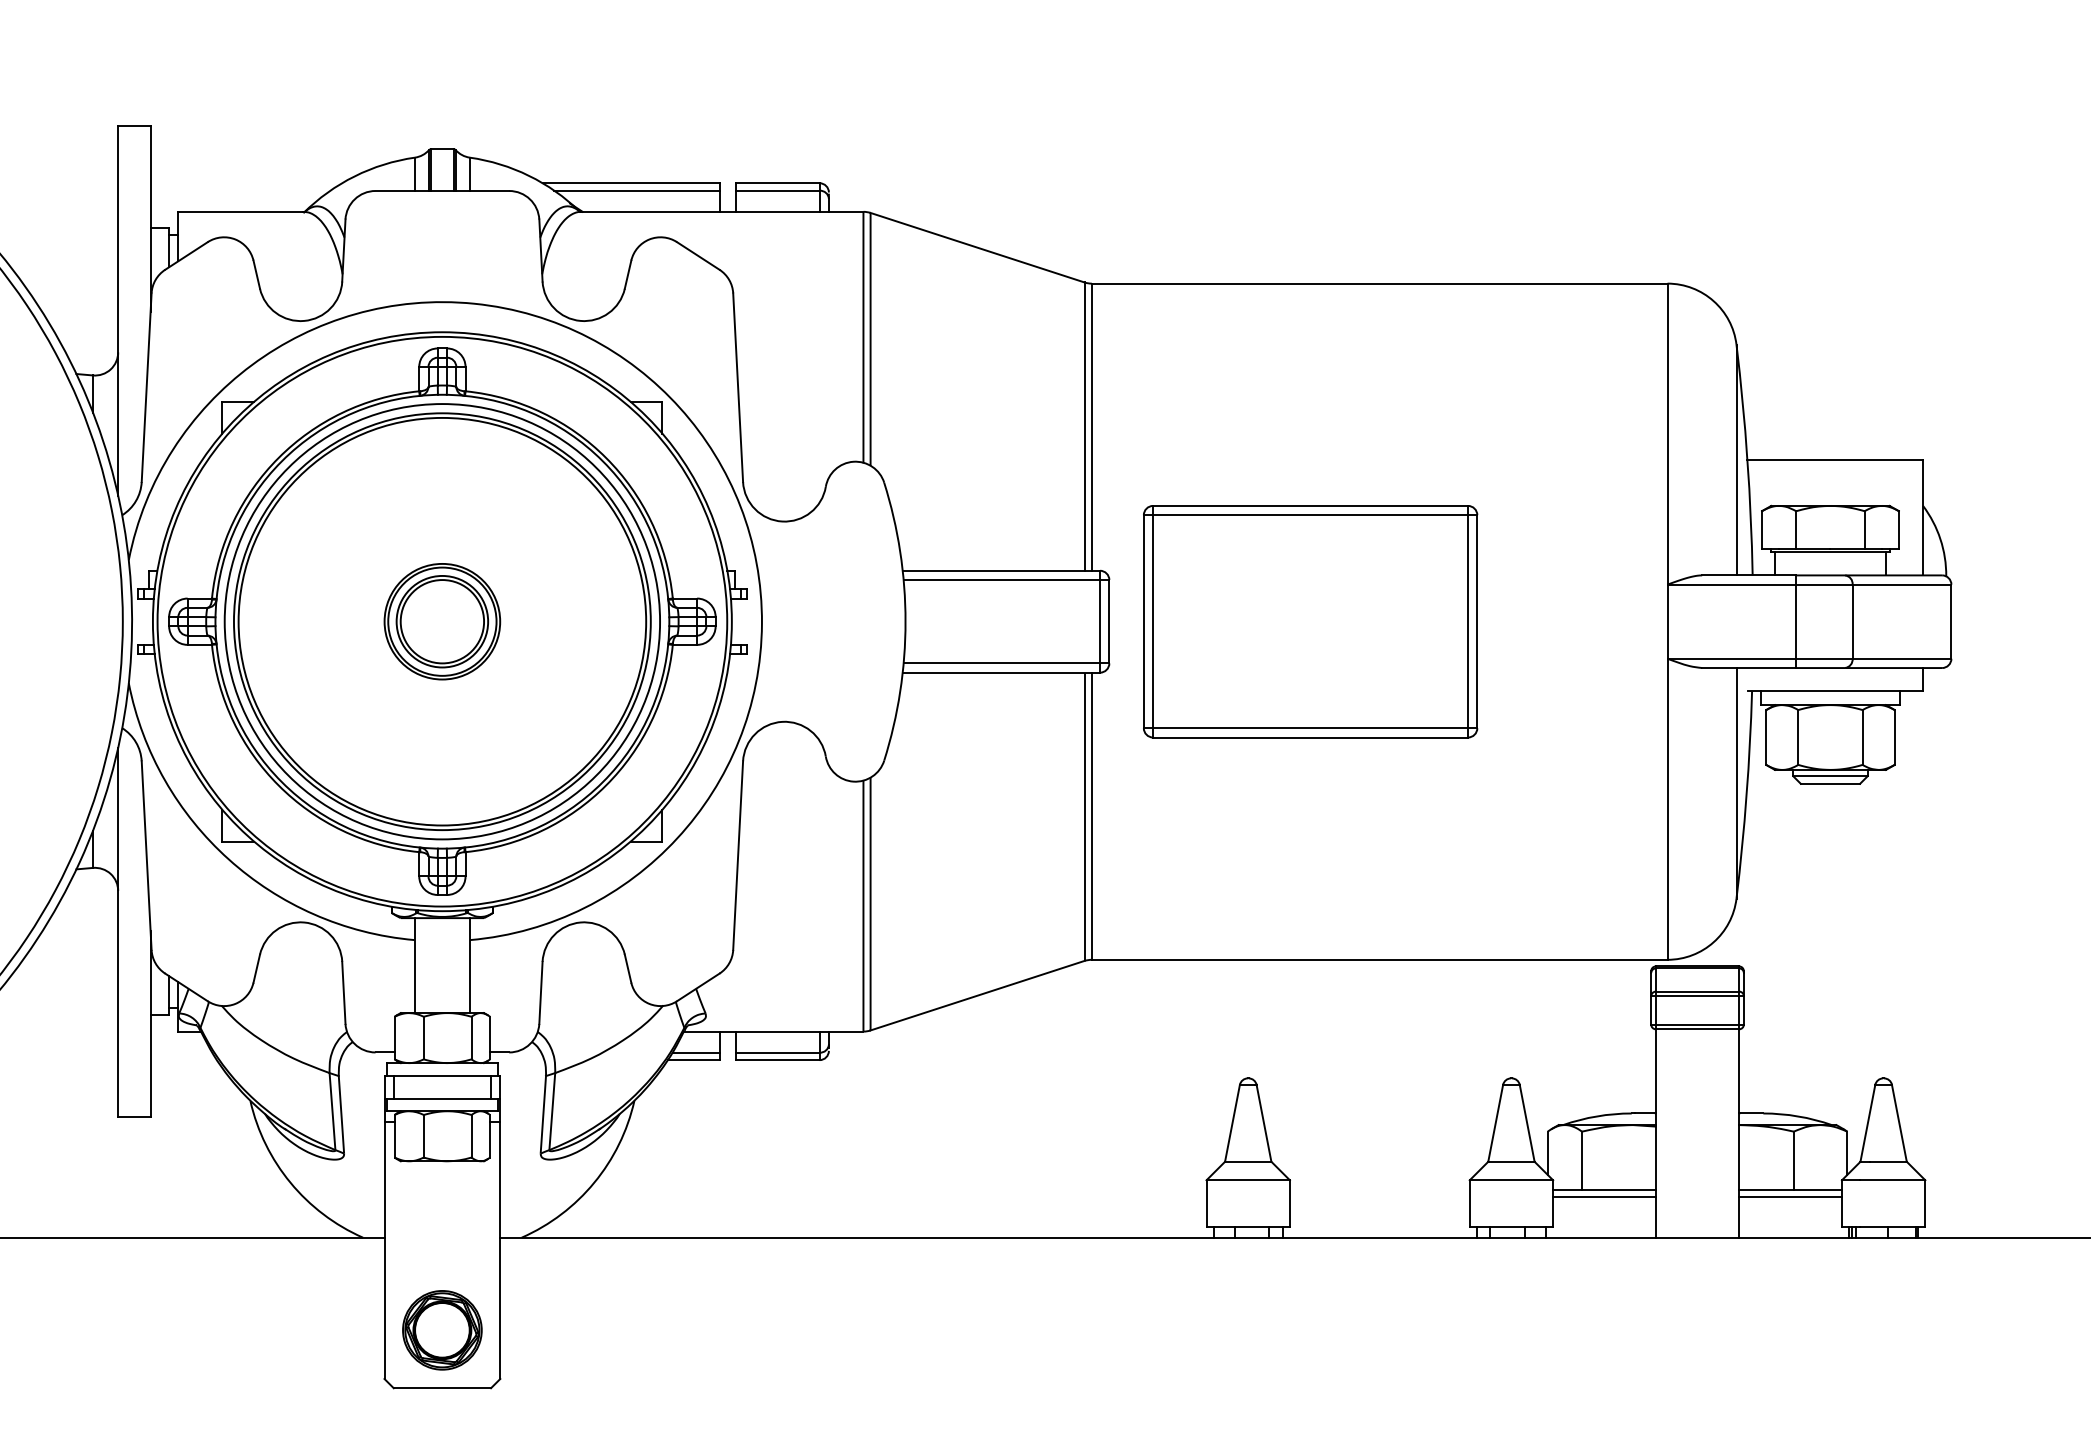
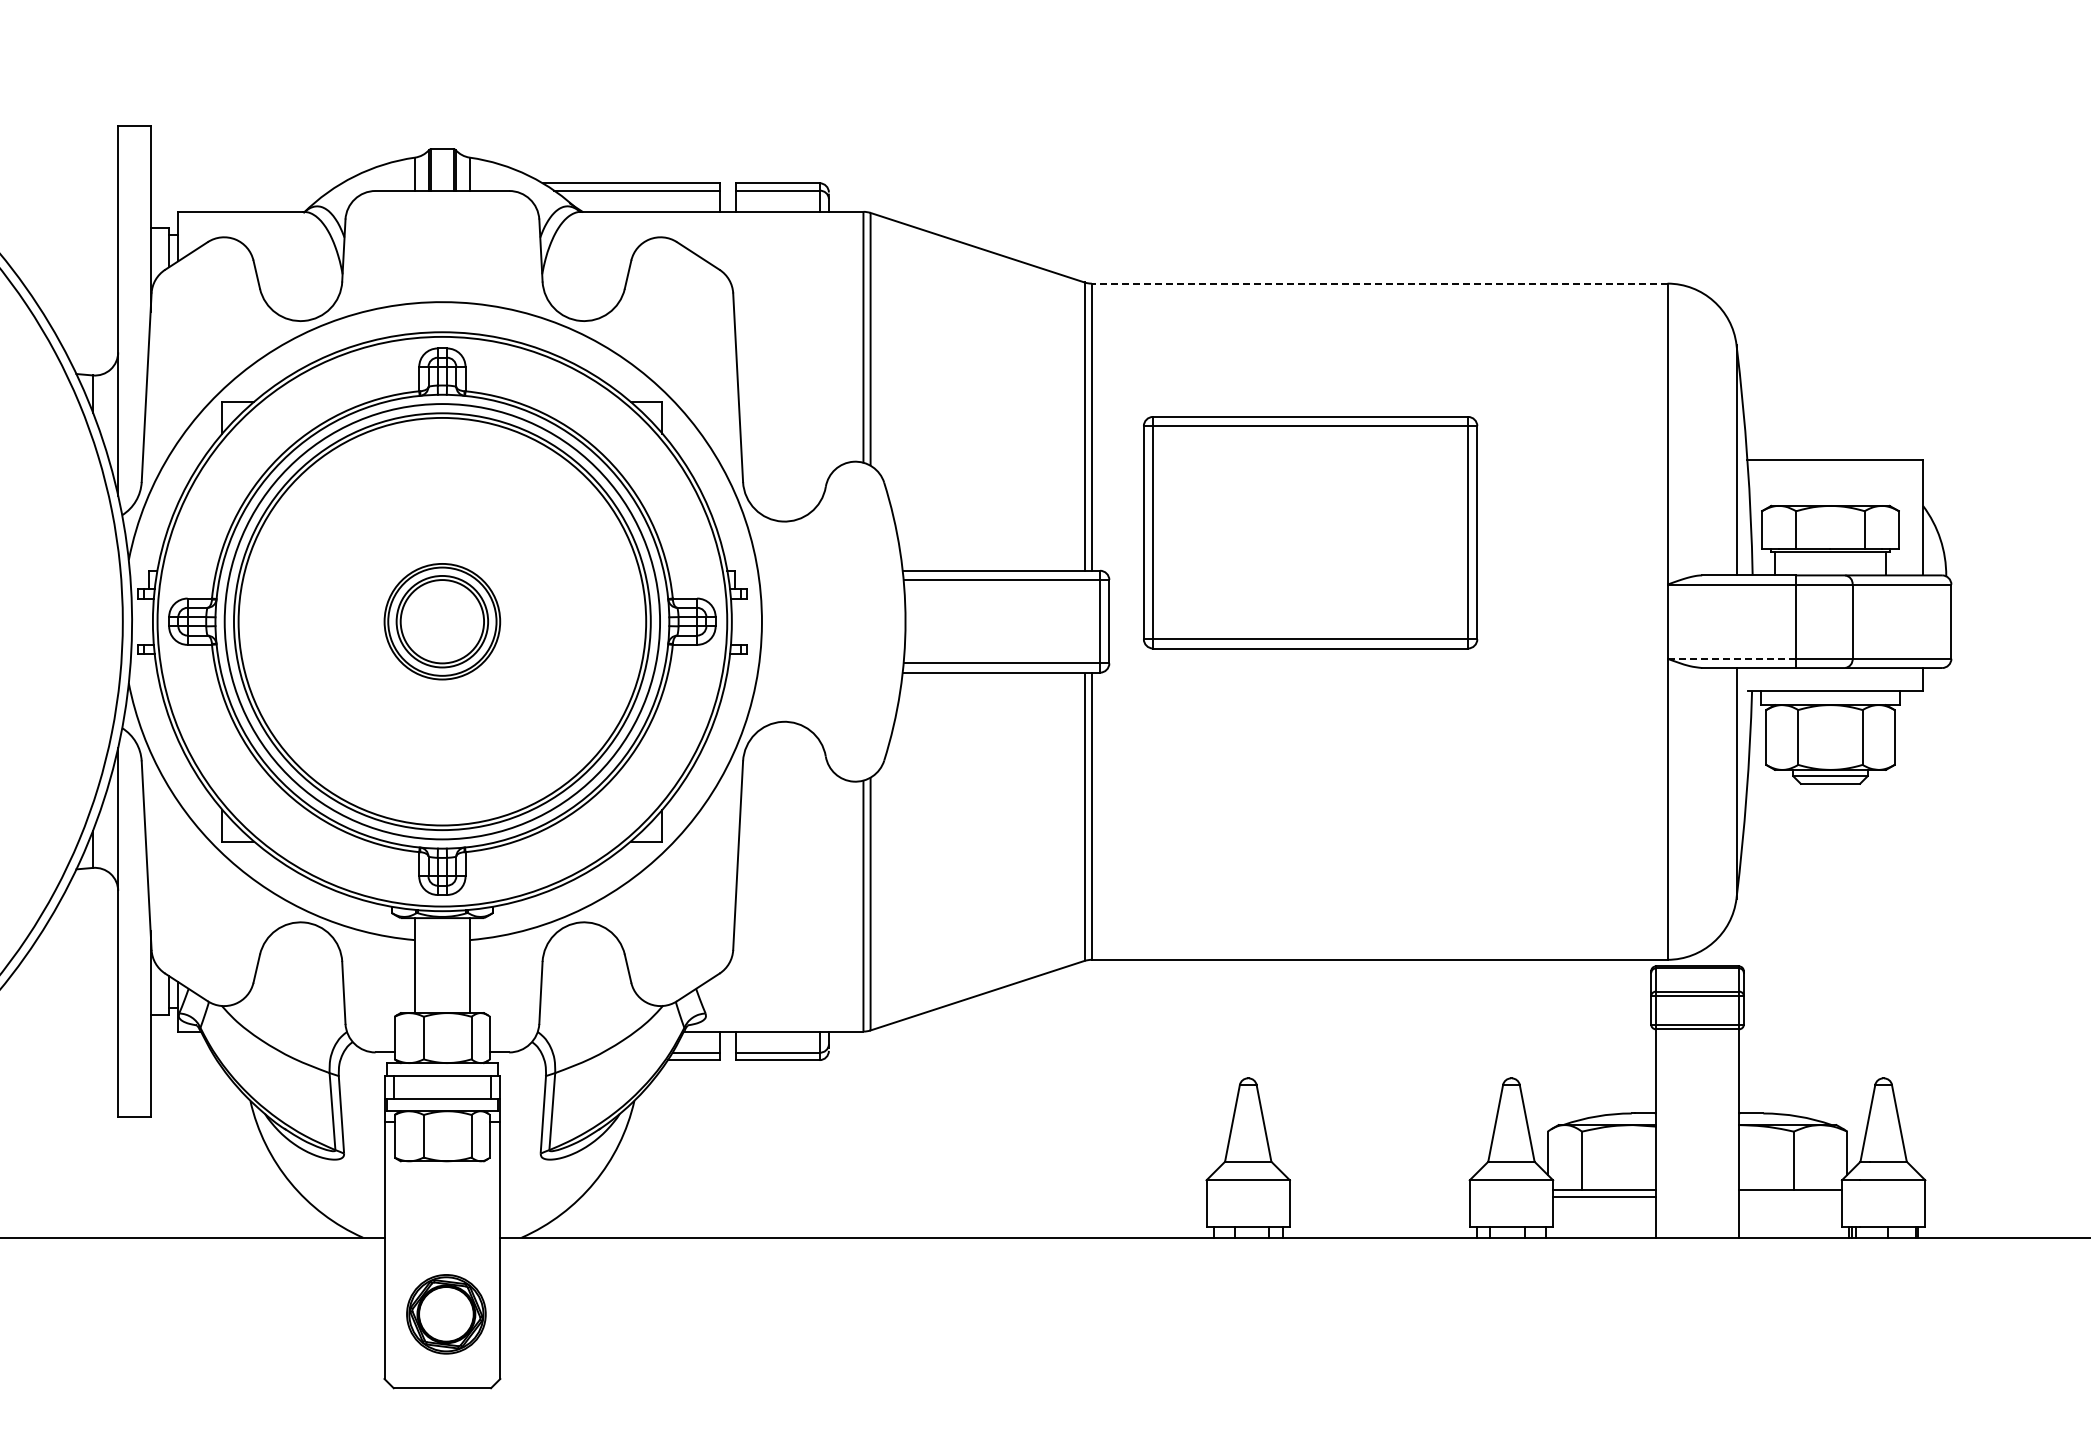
line: solid -> dashed (1379, 283)
part position: (1310, 621) -> (1310, 532) (1310, 532)
line: solid -> dashed (1731, 658)
line: present -> none (1790, 1196)
part position: (442, 1330) -> (446, 1314) (446, 1314)
